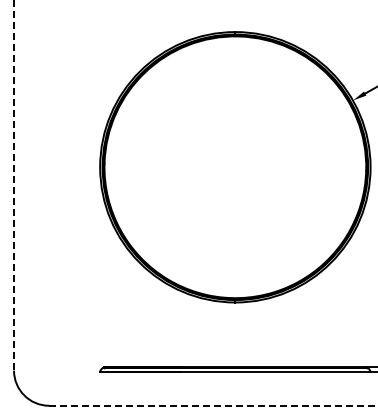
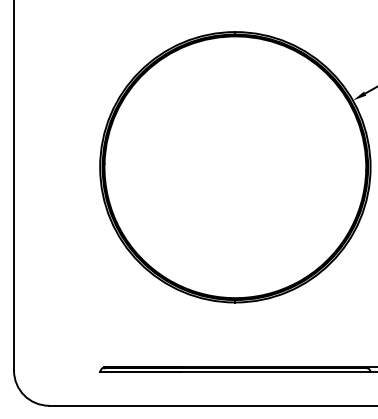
line: dashed -> solid (14, 185)
line: dashed -> solid (213, 405)
